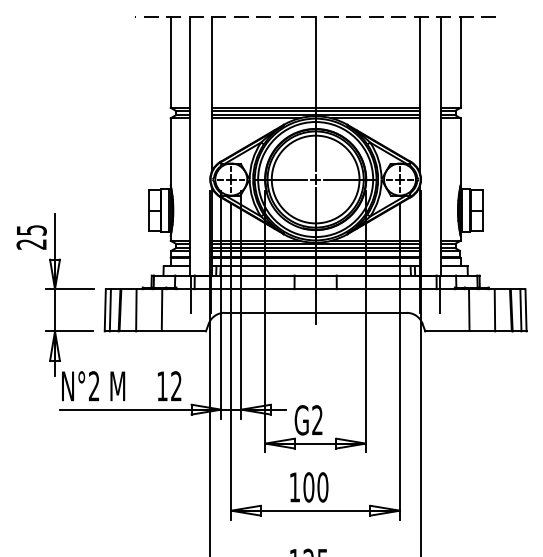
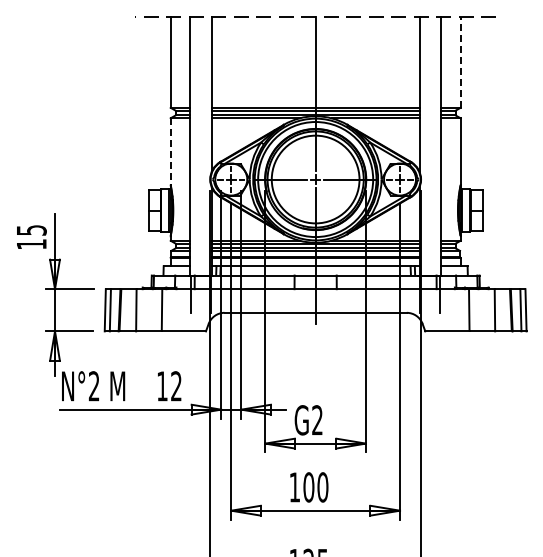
line: solid -> dashed (460, 62)
line: solid -> dashed (170, 152)
text: 25 -> 15 (31, 244)
